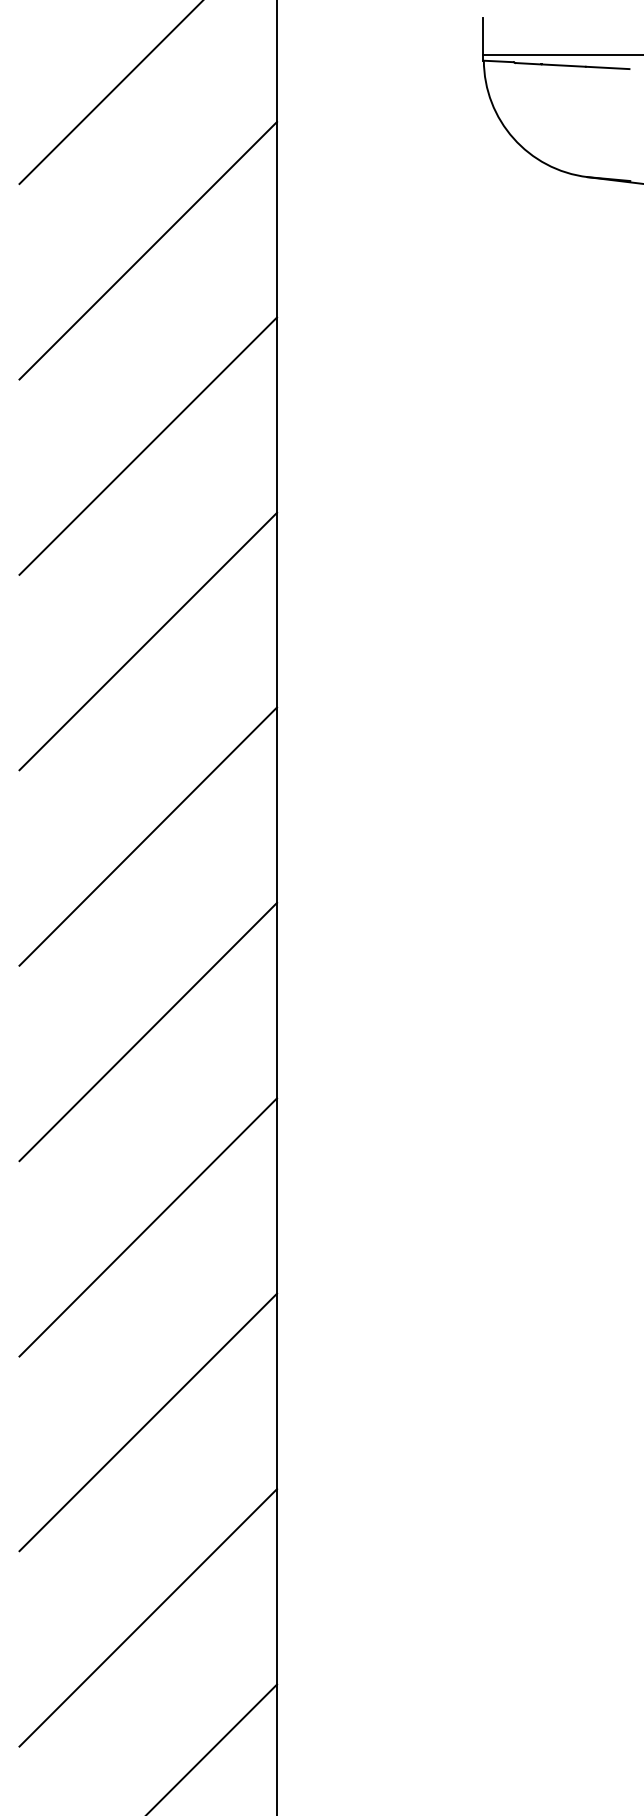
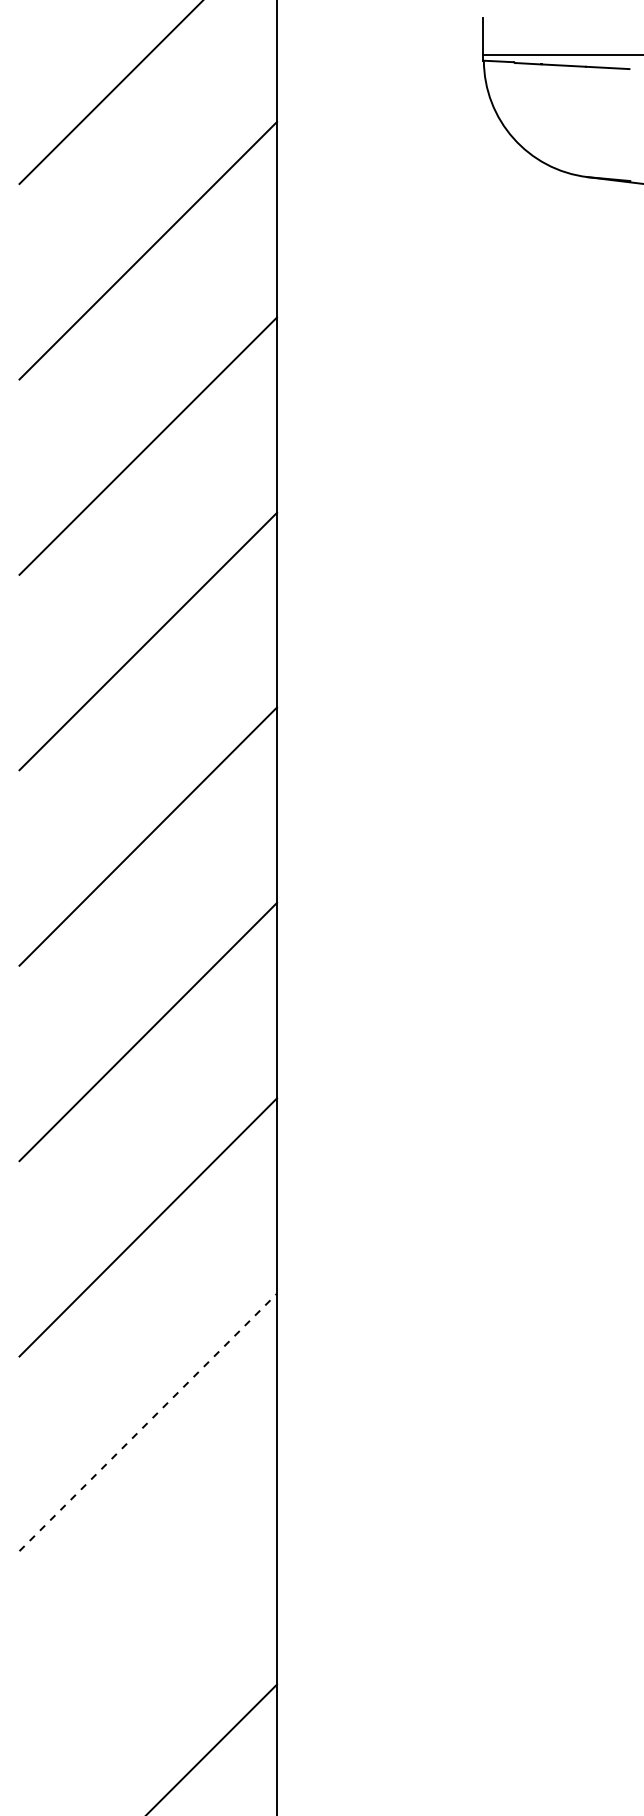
line: solid -> dashed (148, 1422)
line: present -> none (148, 1617)
